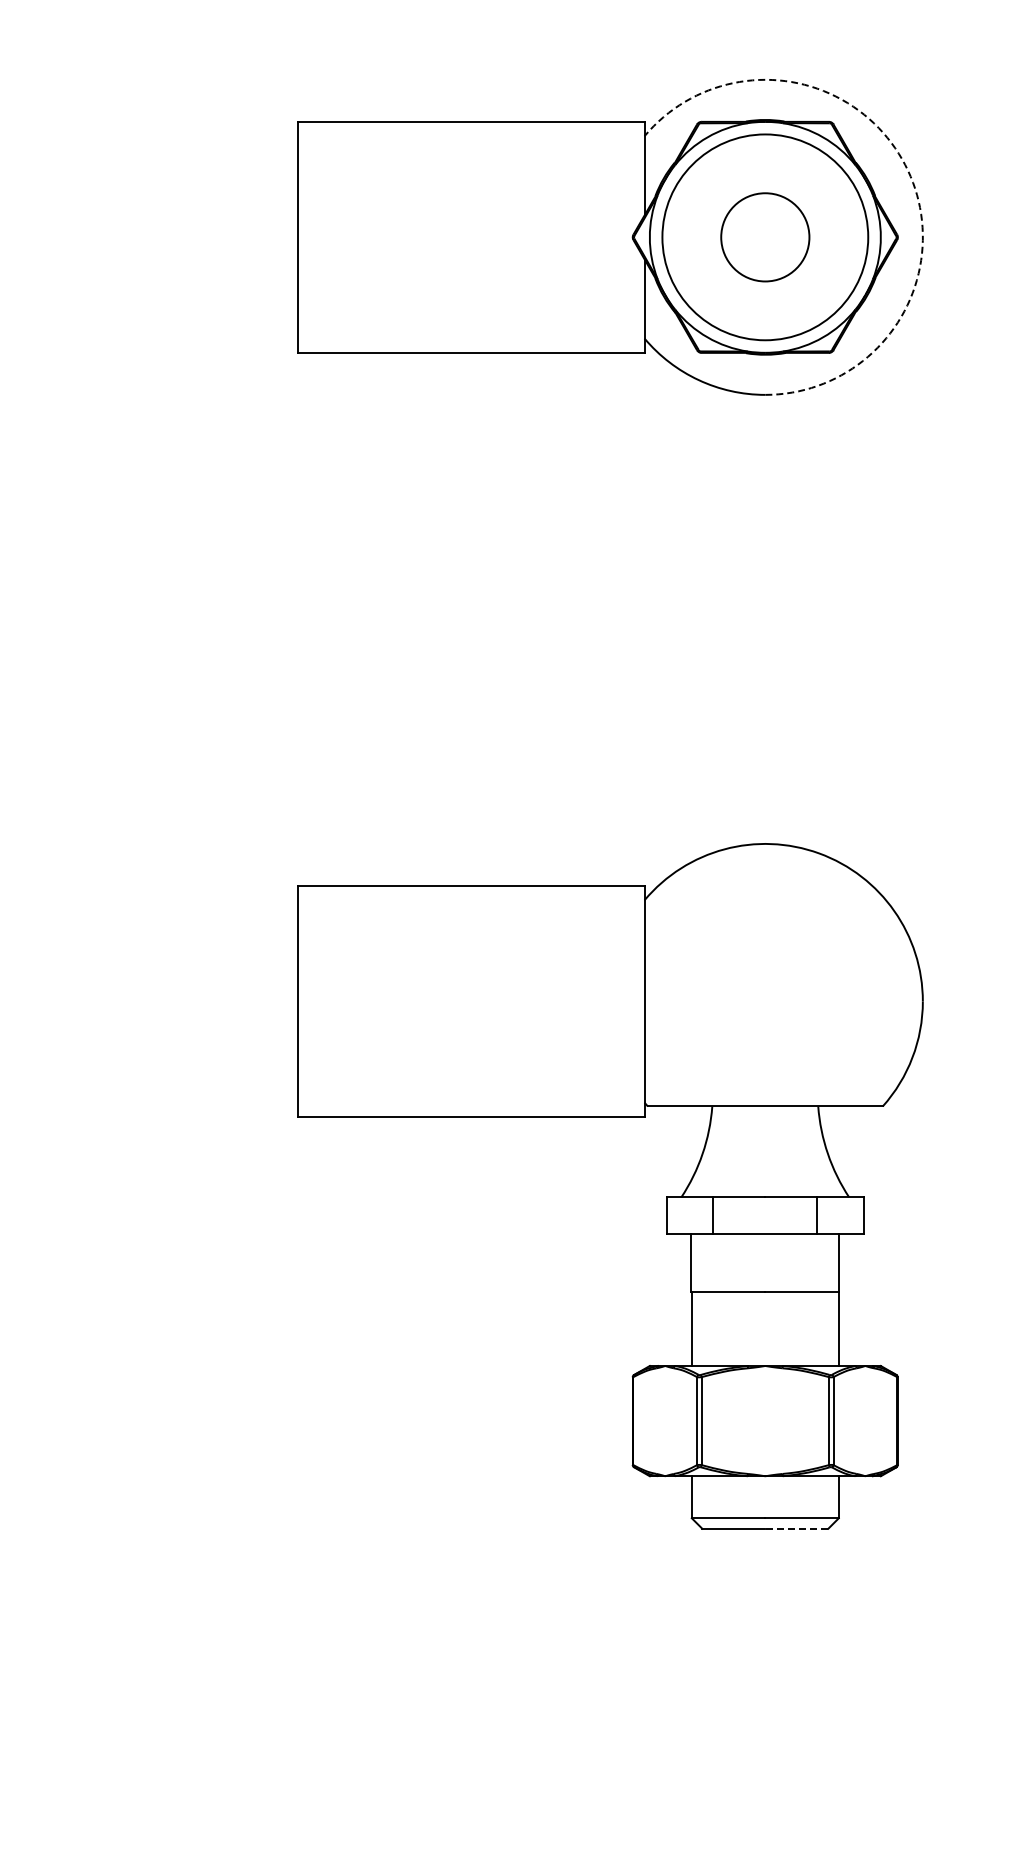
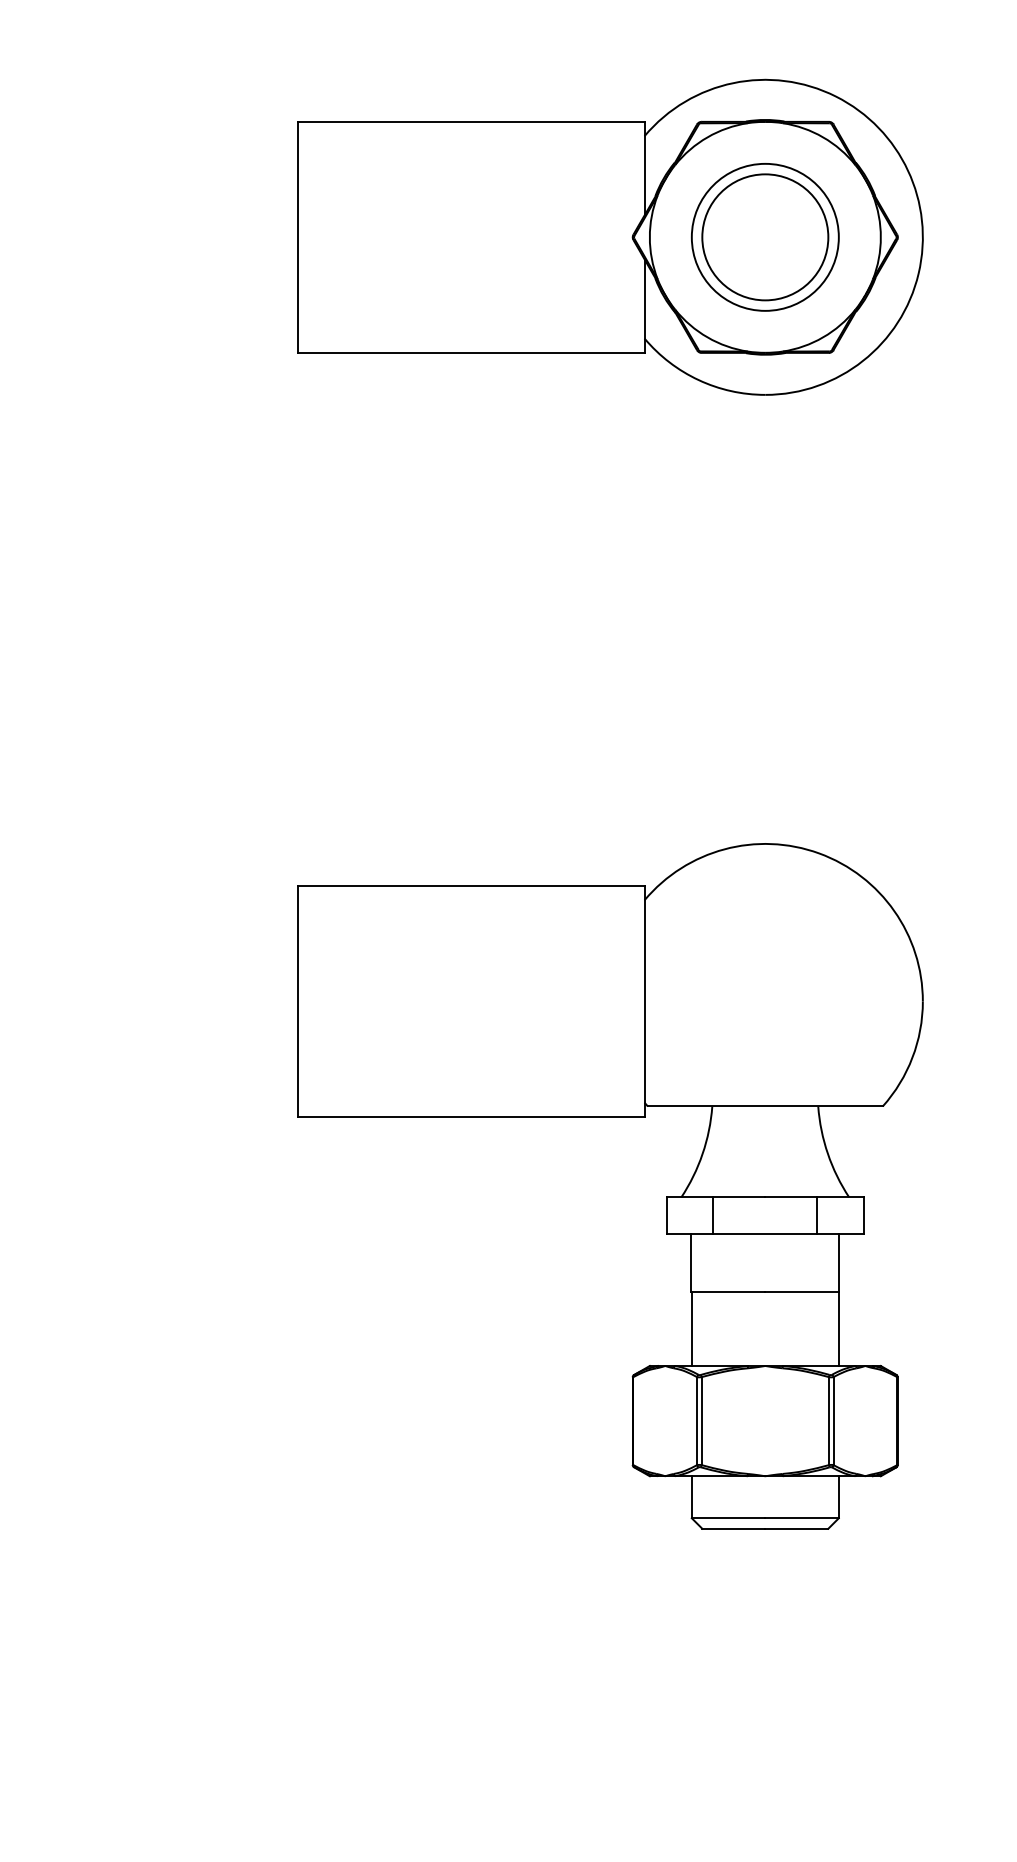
arc: dashed -> solid (908, 170)
circle diameter: 206 px -> 147 px (764, 236)
circle diameter: 88 px -> 126 px (765, 237)
line: dashed -> solid (796, 1528)
